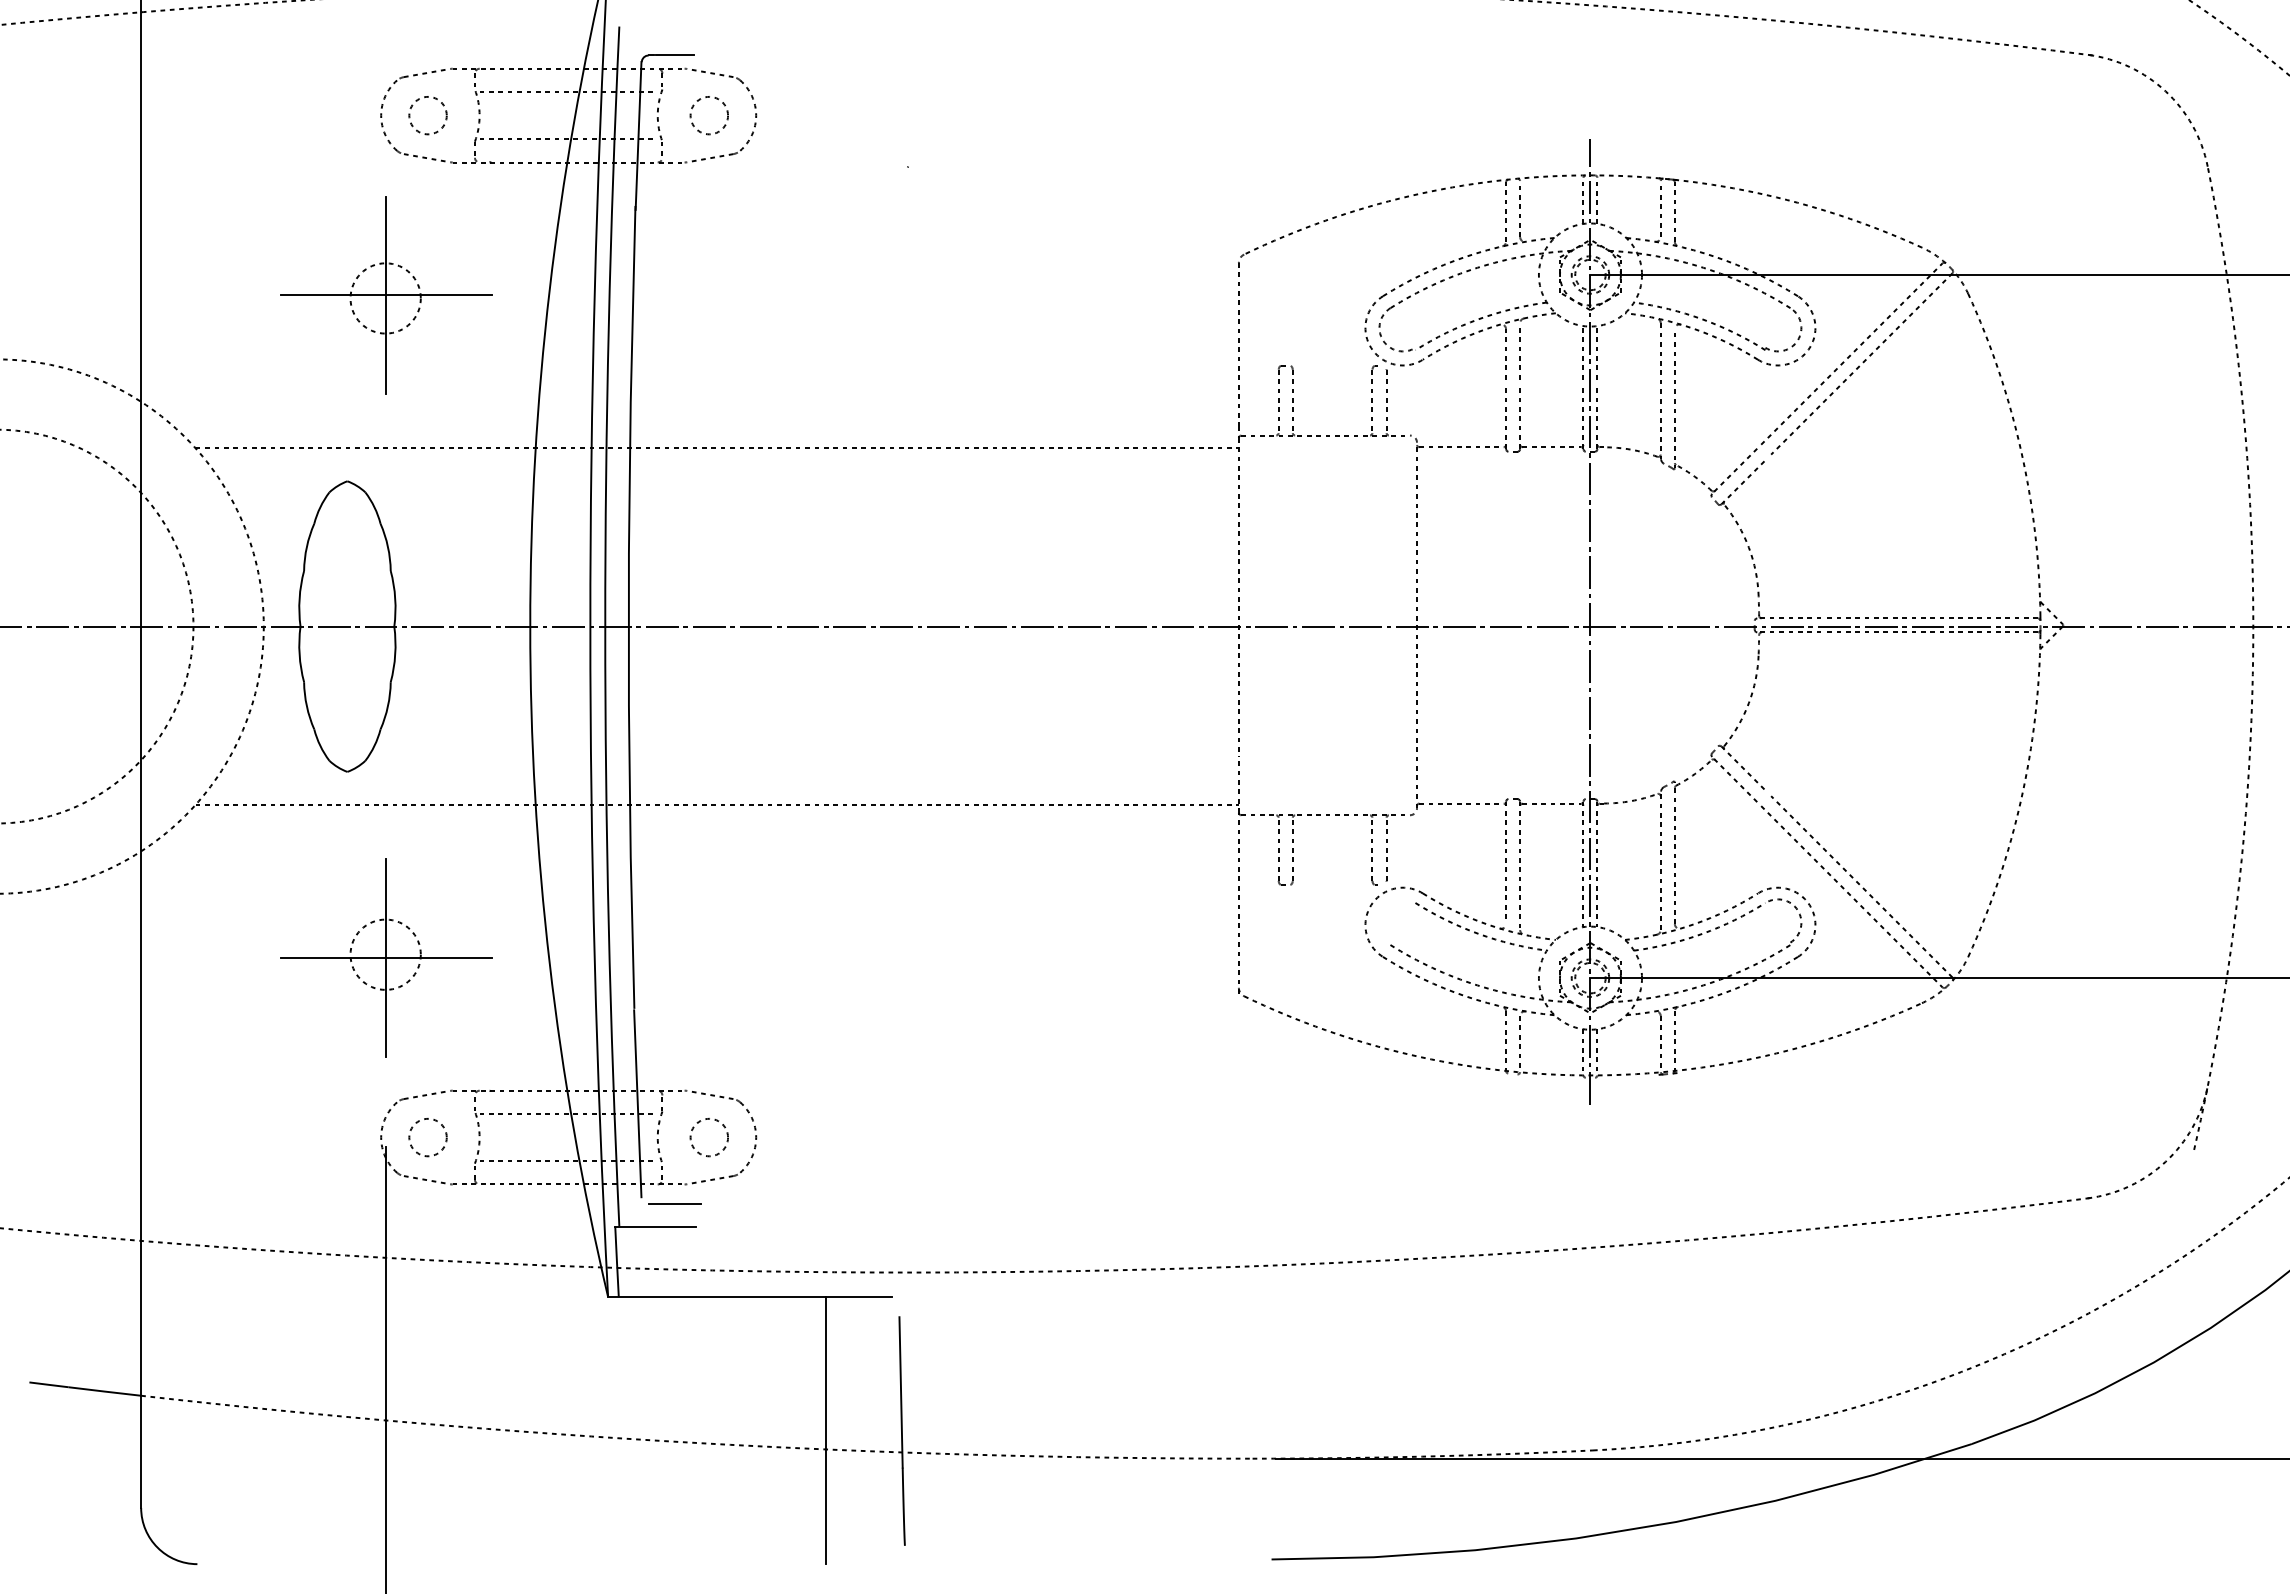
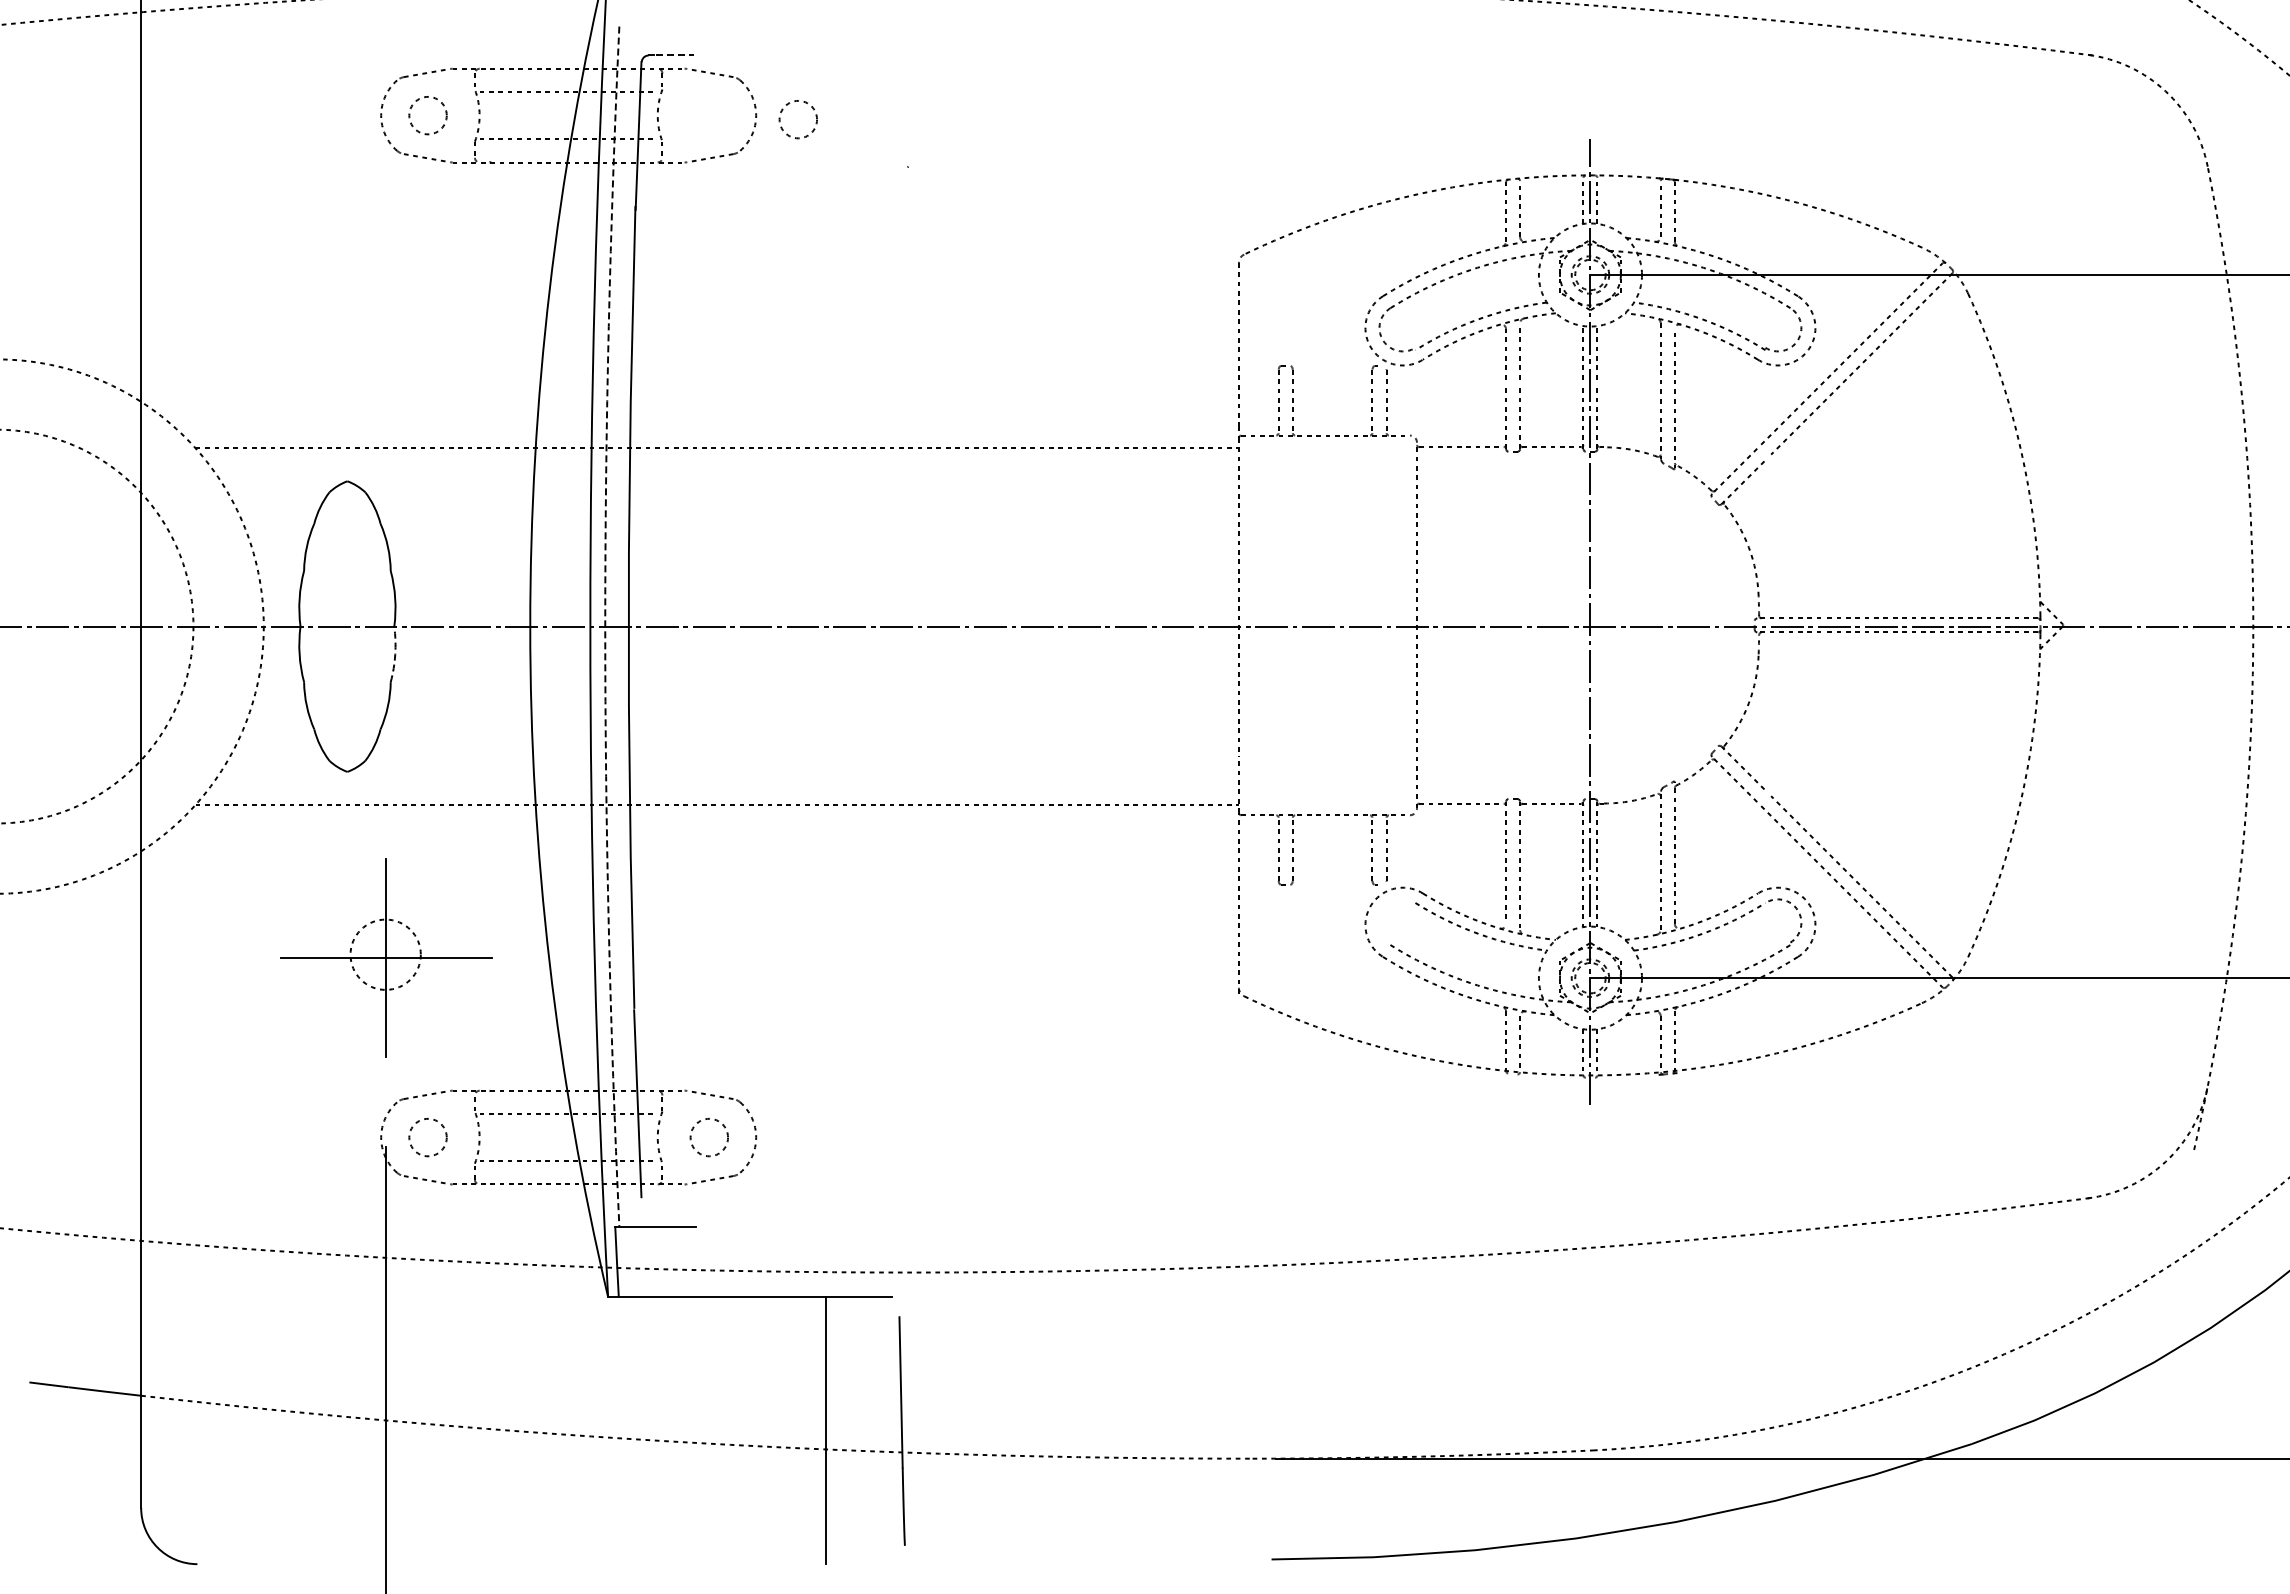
line: solid -> dashed (675, 55)
circle position: (708, 115) -> (797, 119) (797, 119)
part: present -> none (386, 295)
arc: solid -> dashed (605, 626)
arc: solid -> dashed (395, 654)
line: present -> none (674, 1203)
